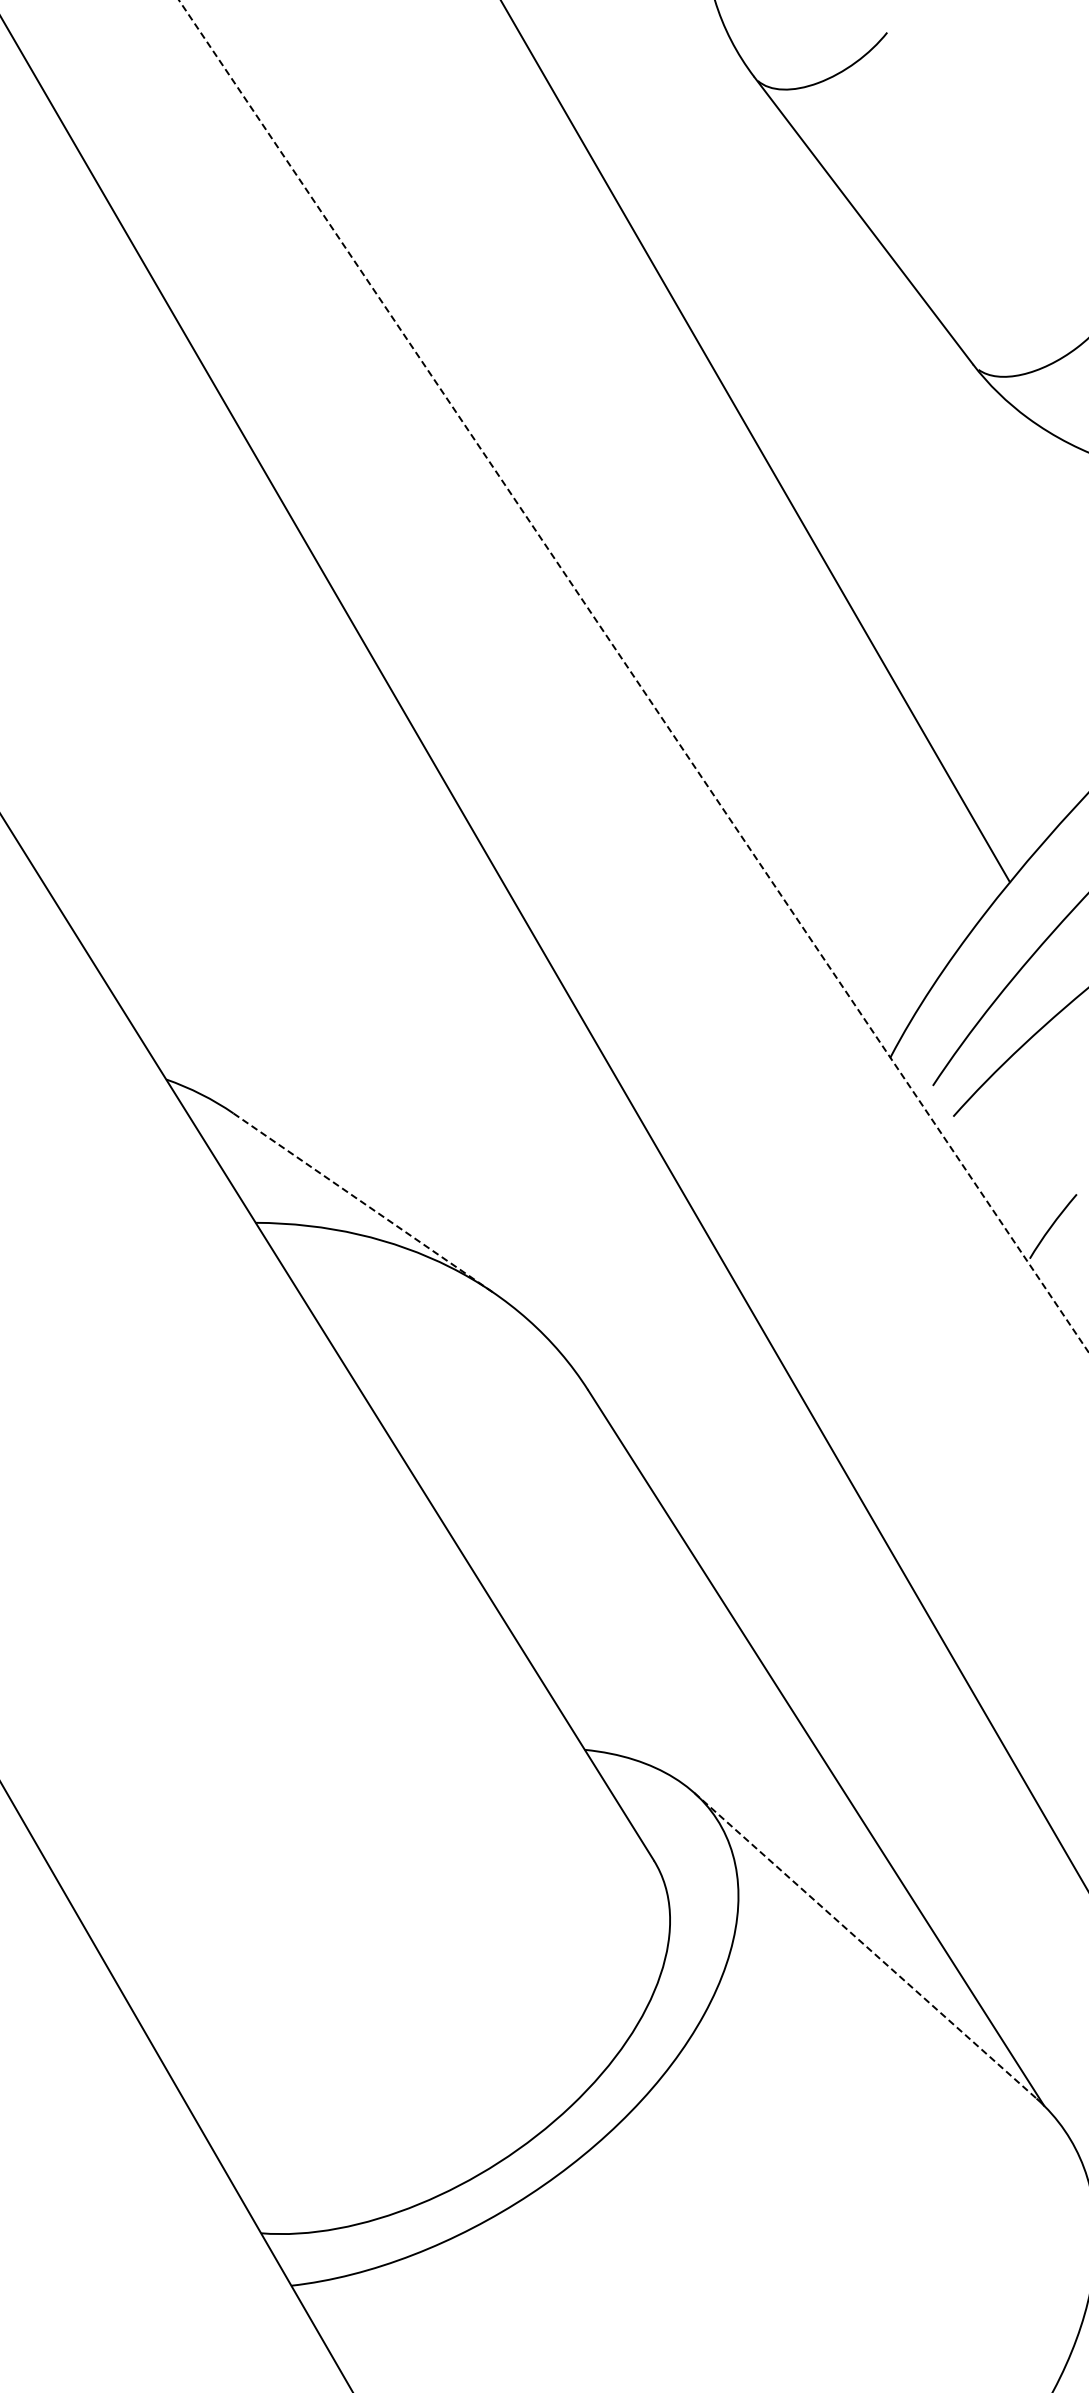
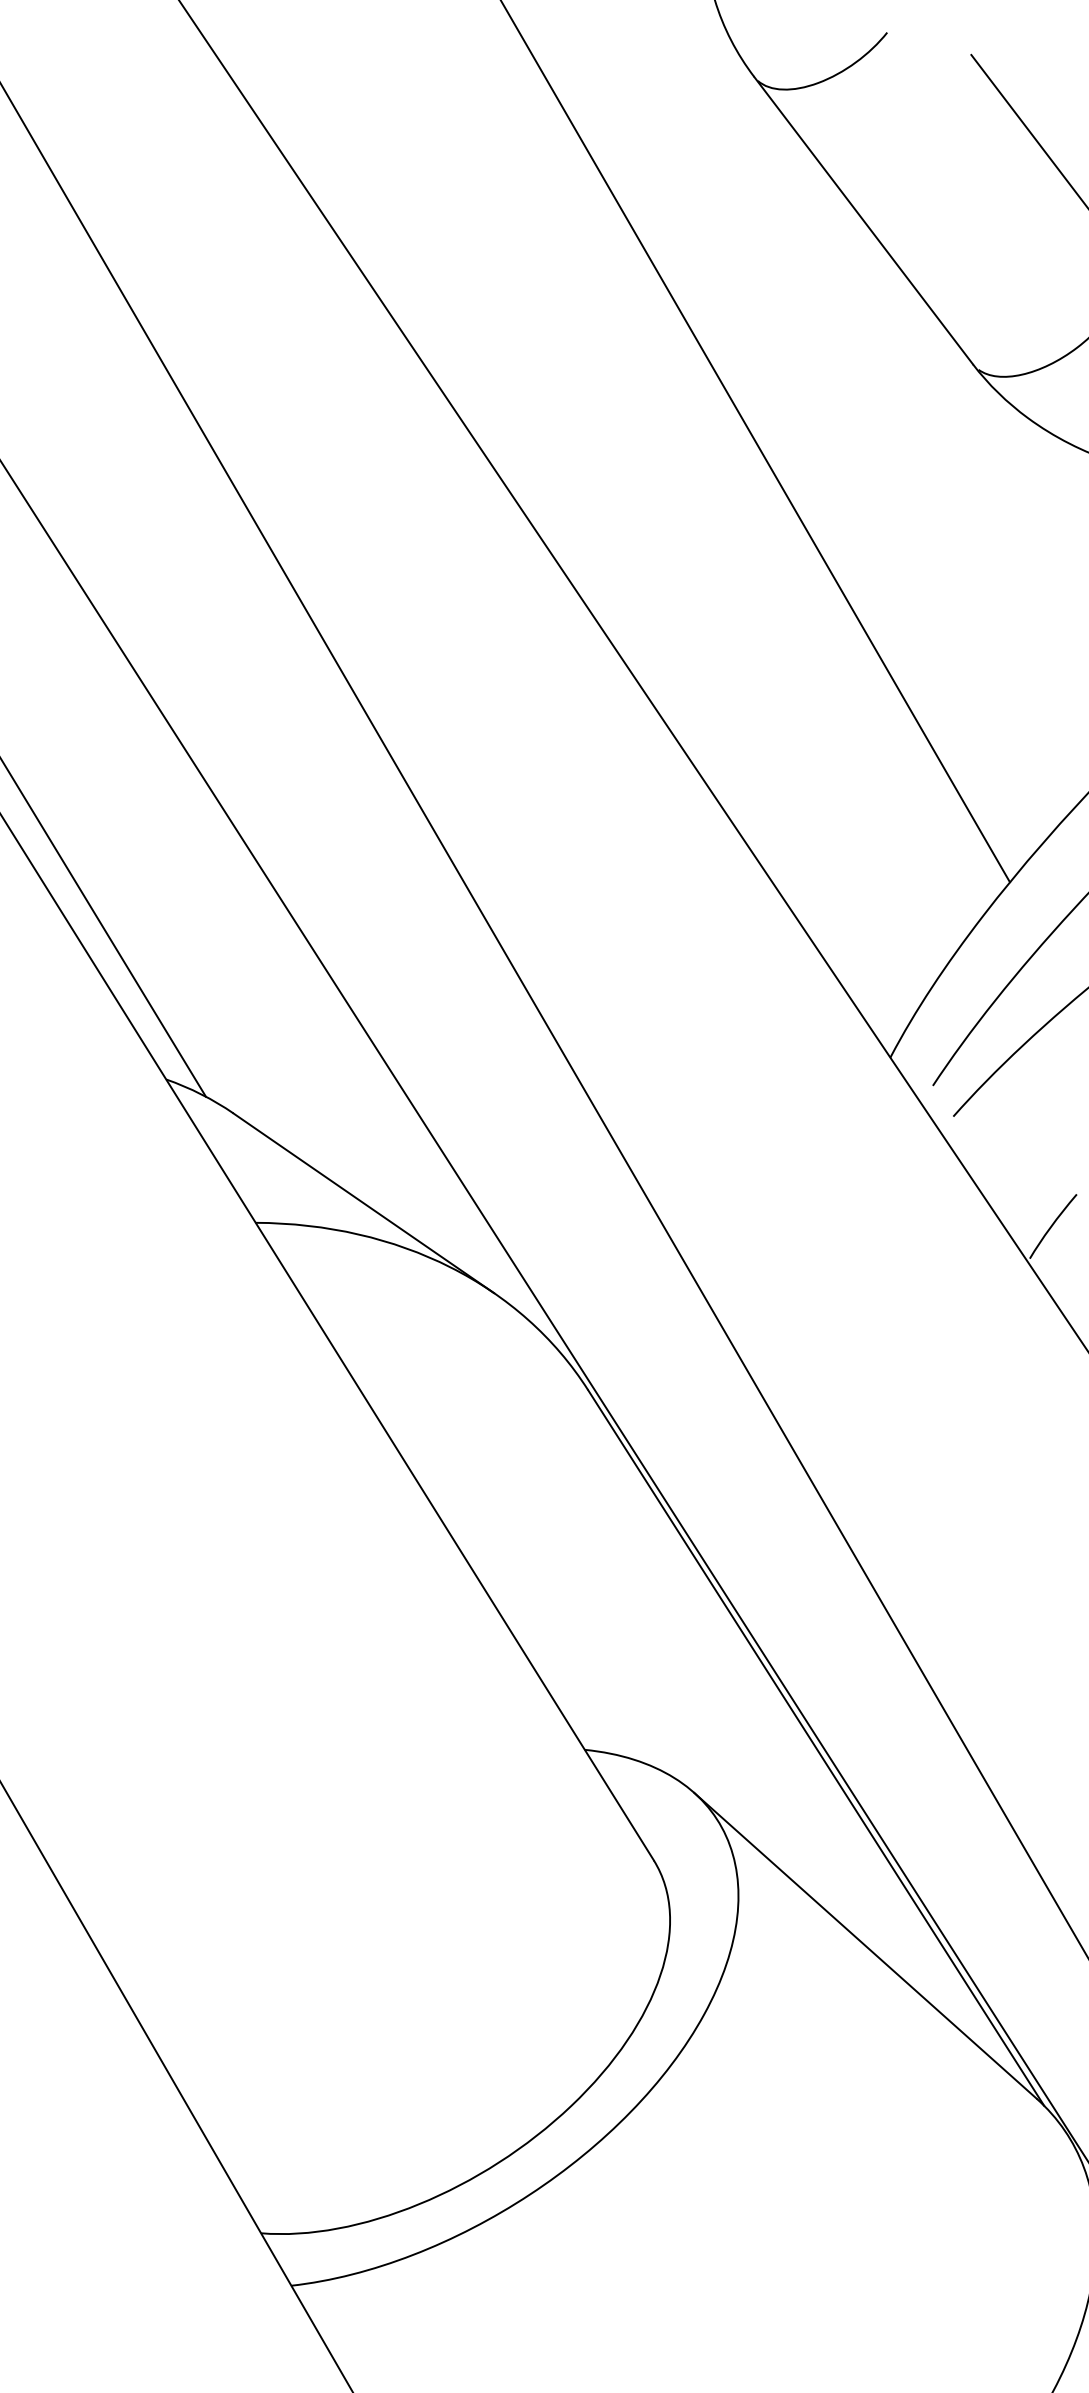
line: none -> present (1028, 129)
line: dashed -> solid (634, 676)
line: none -> present (103, 928)
line position: (543, 953) -> (543, 1020) (543, 1020)
line: dashed -> solid (364, 1203)
line: none -> present (543, 1310)
line: dashed -> solid (865, 1946)
